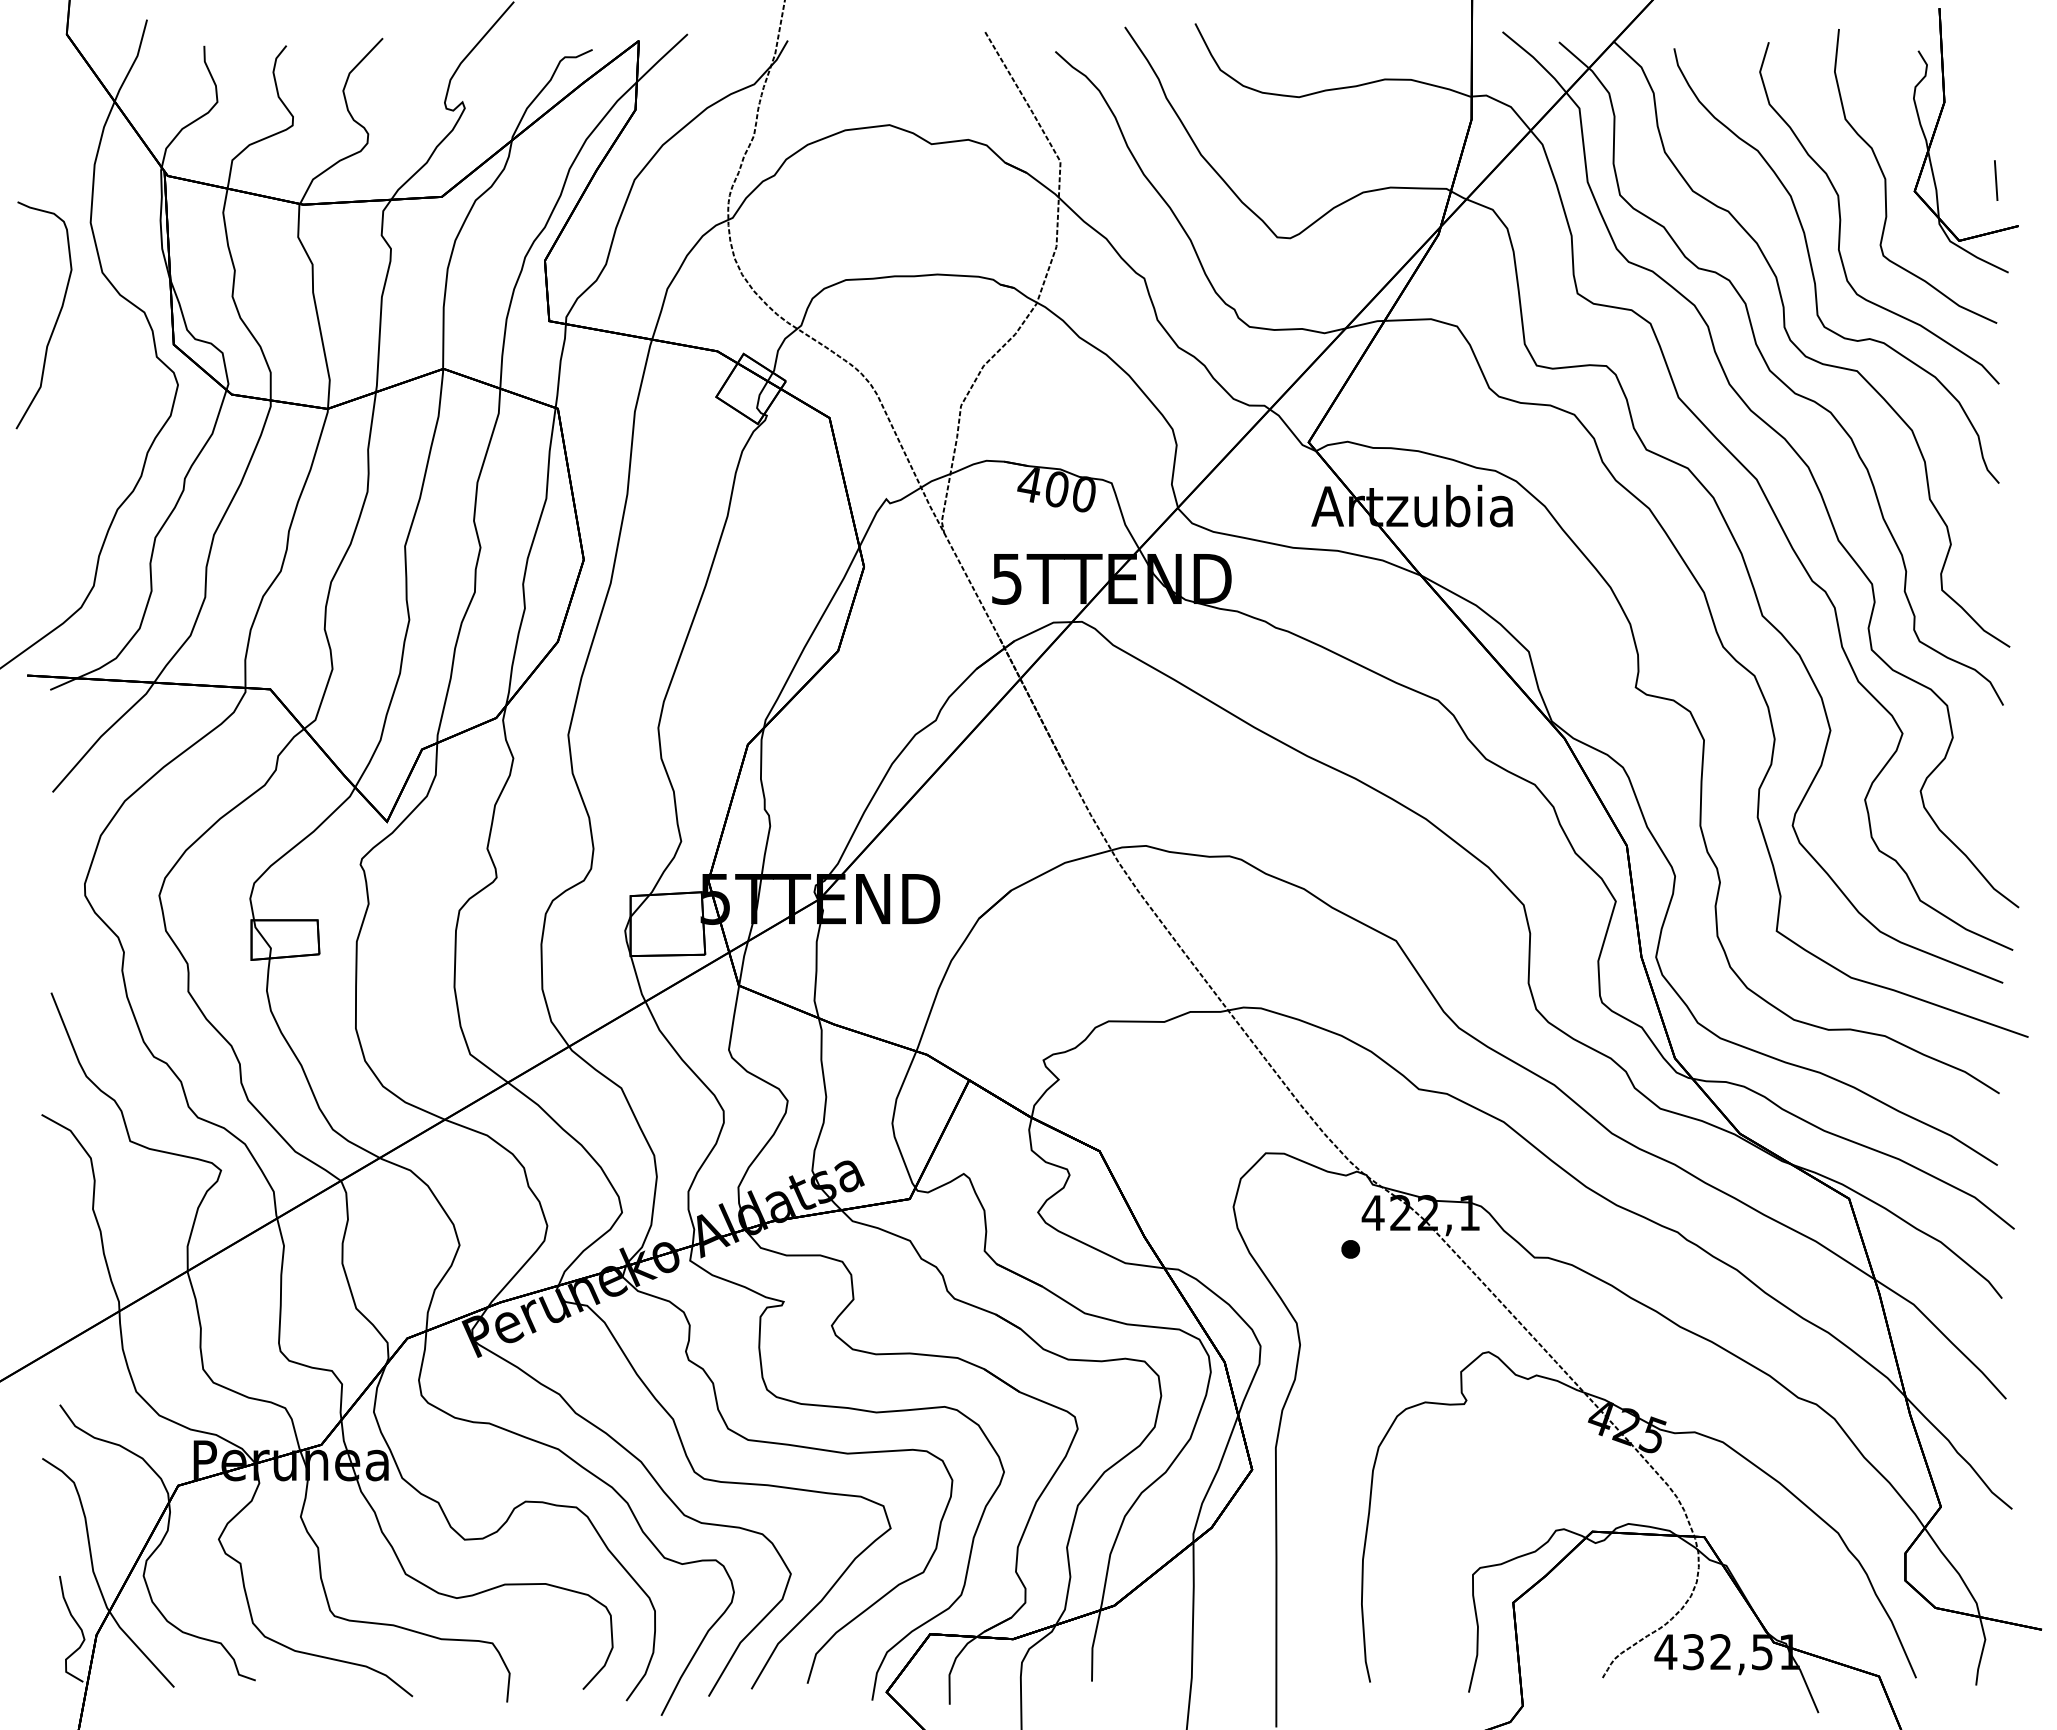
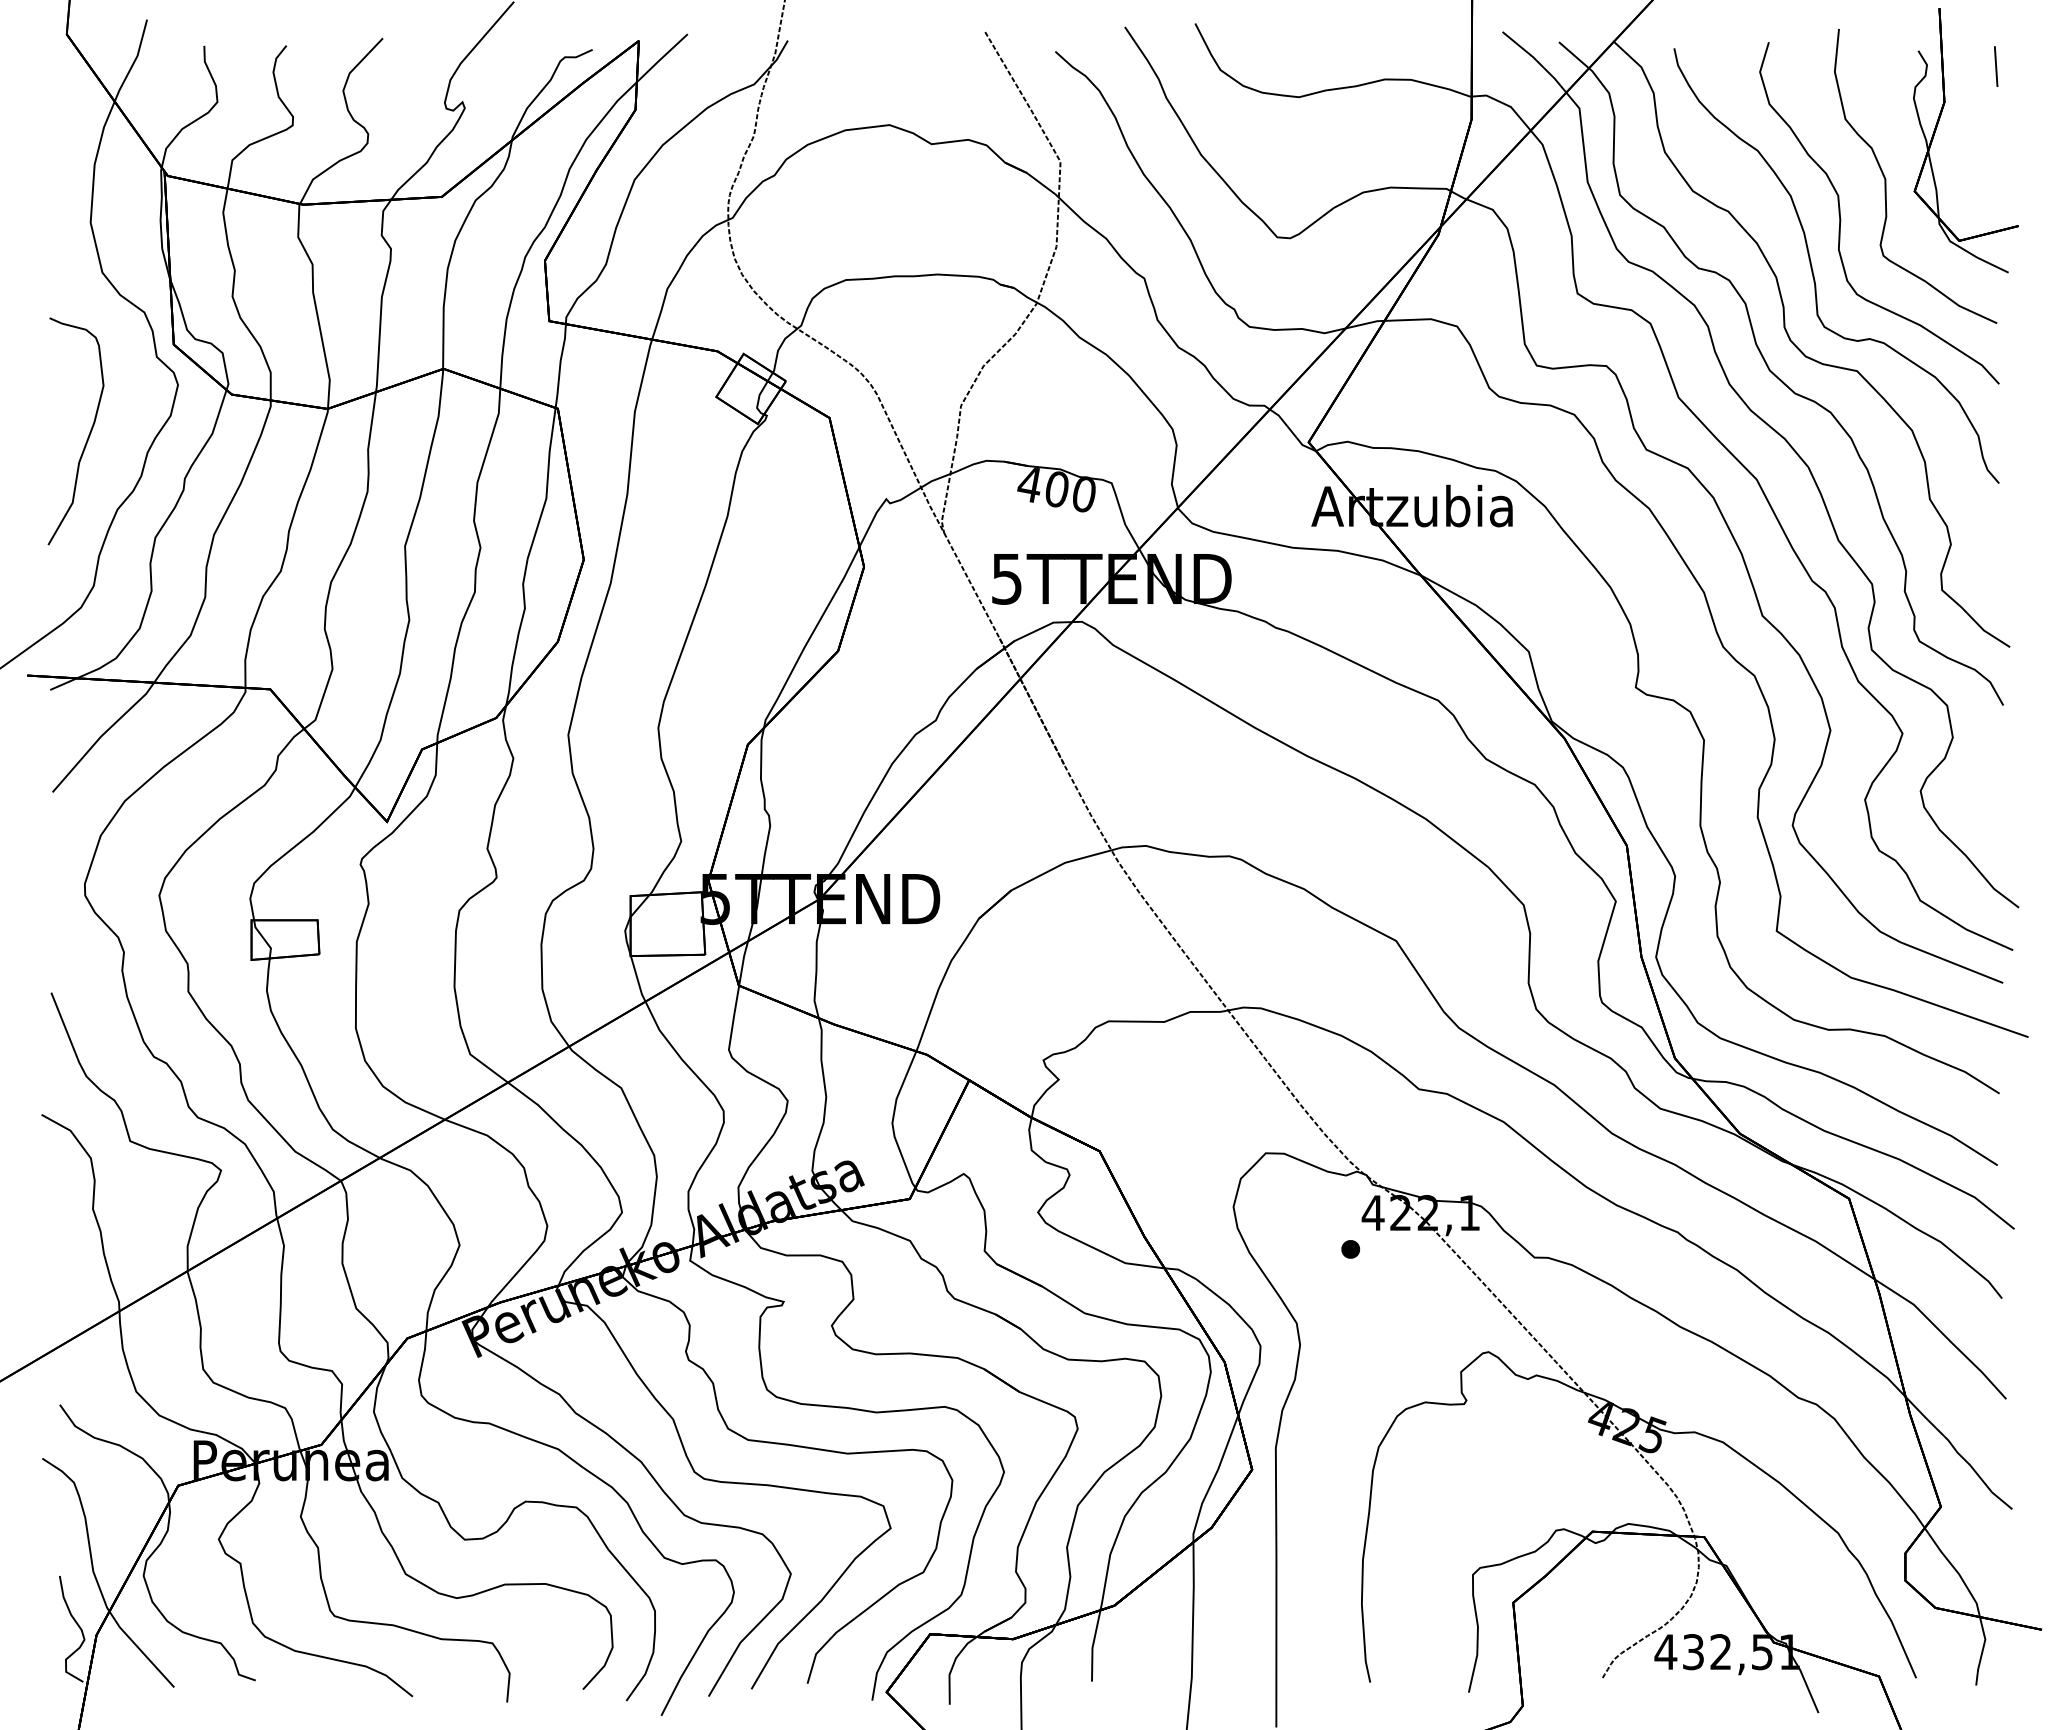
line position: (1996, 180) -> (1996, 66) (1996, 66)
curve position: (56, 318) -> (88, 434) (88, 434)
